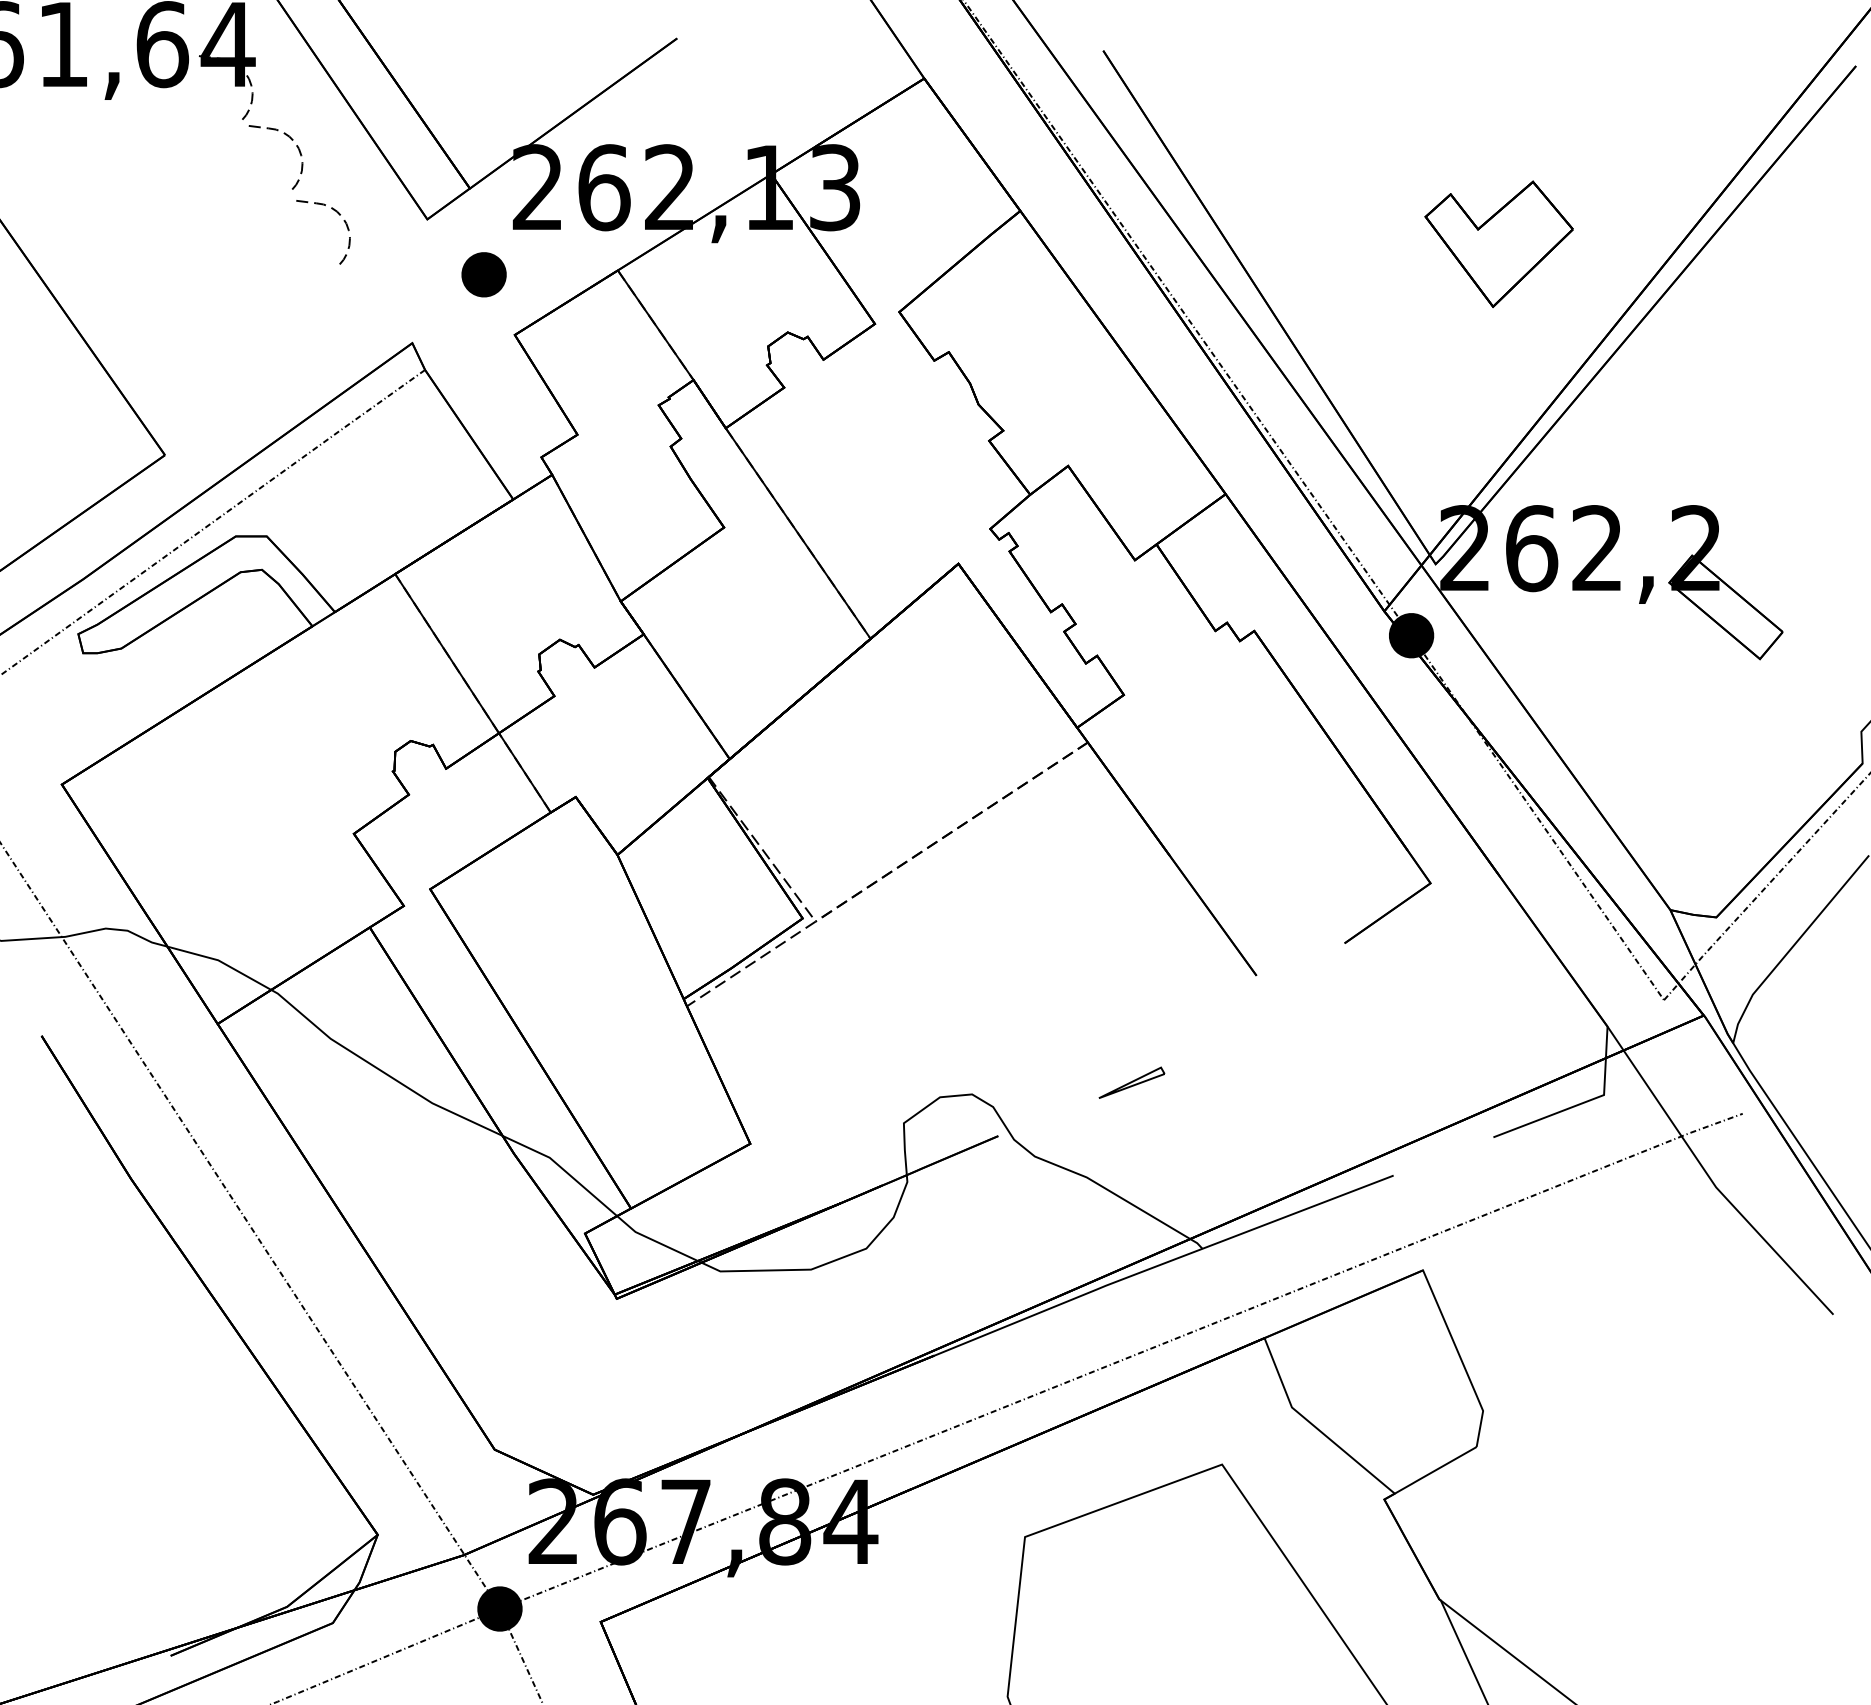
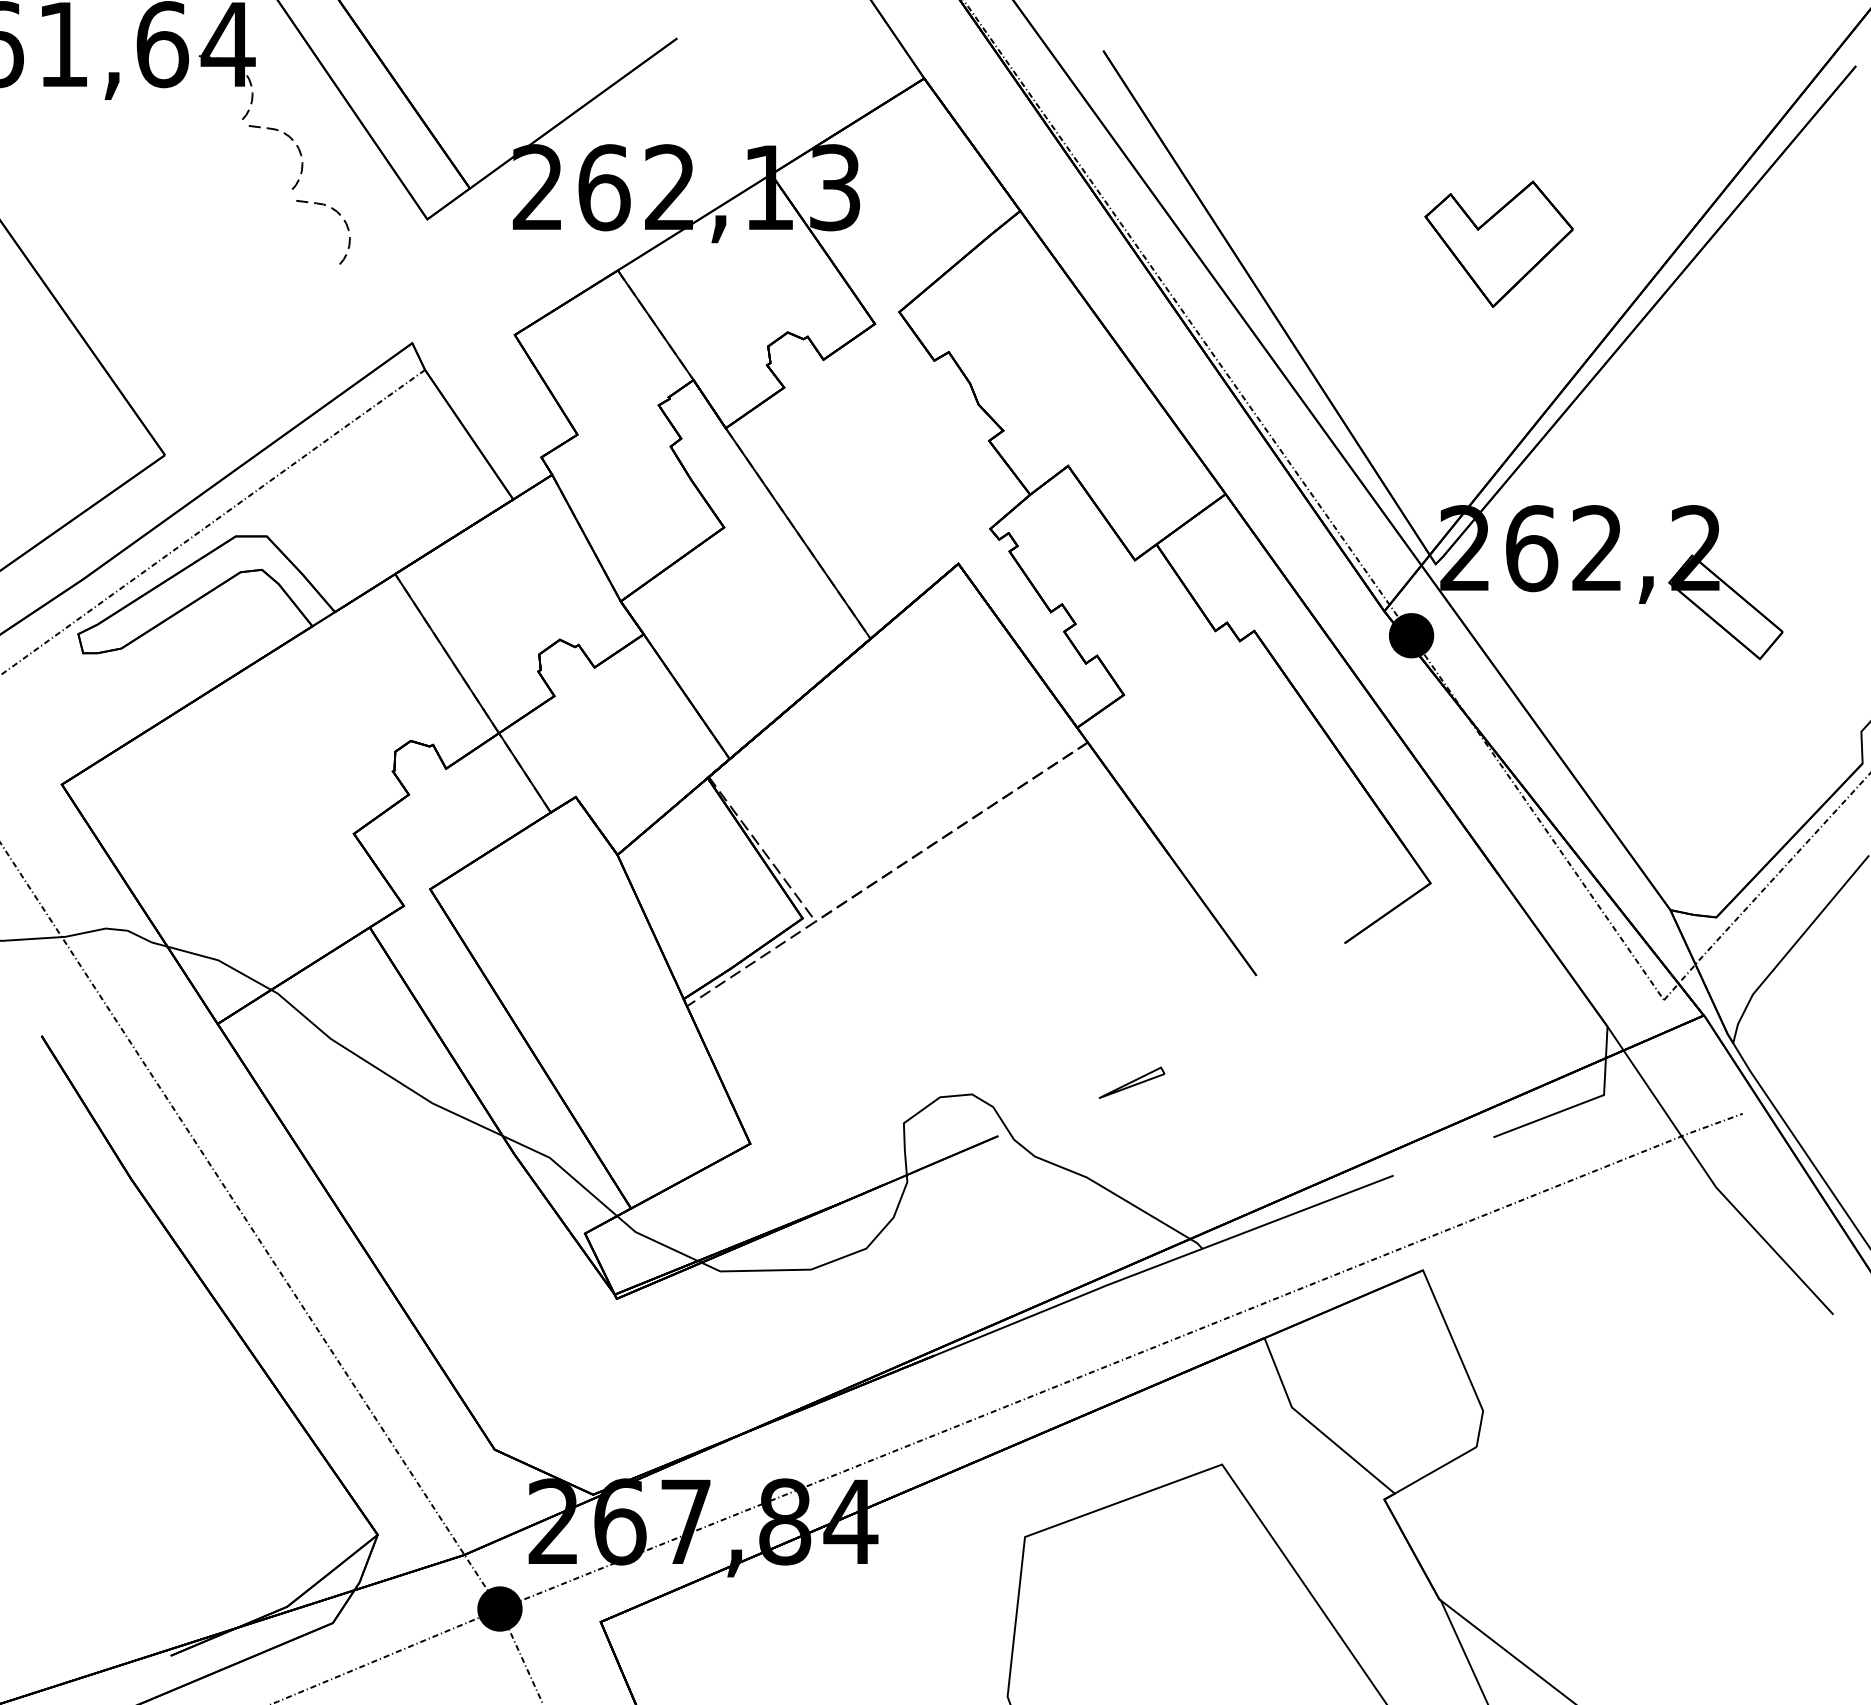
part: present -> none (483, 274)
